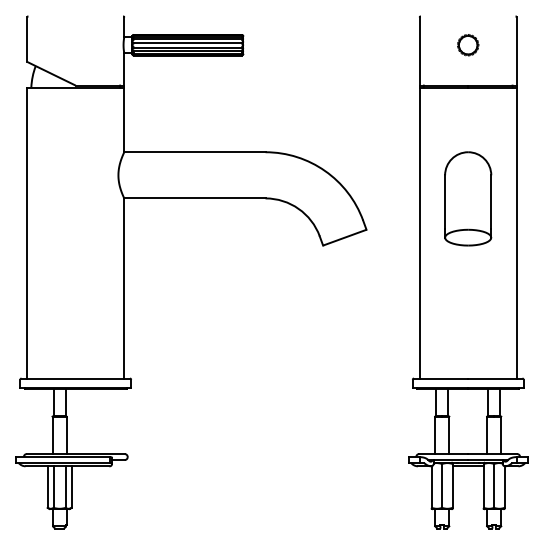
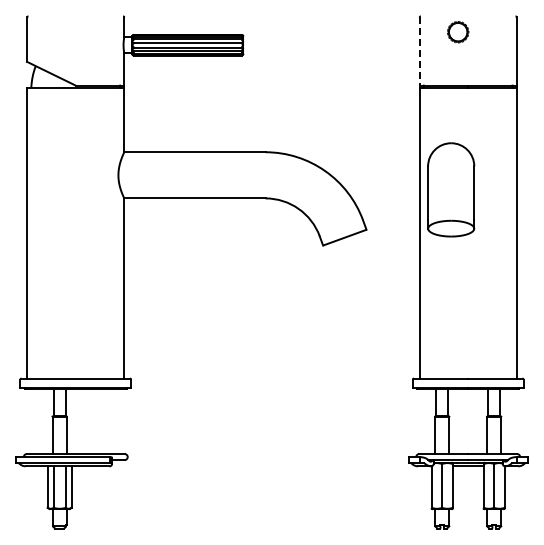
part position: (468, 45) -> (458, 32) (458, 32)
line: solid -> dashed (419, 52)
part position: (468, 198) -> (451, 189) (451, 189)
